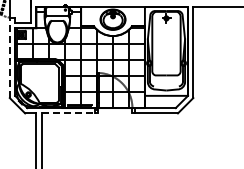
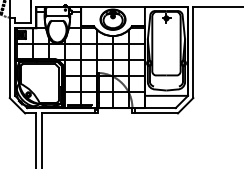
line: dashed -> solid (9, 57)
line: dashed -> solid (68, 113)
